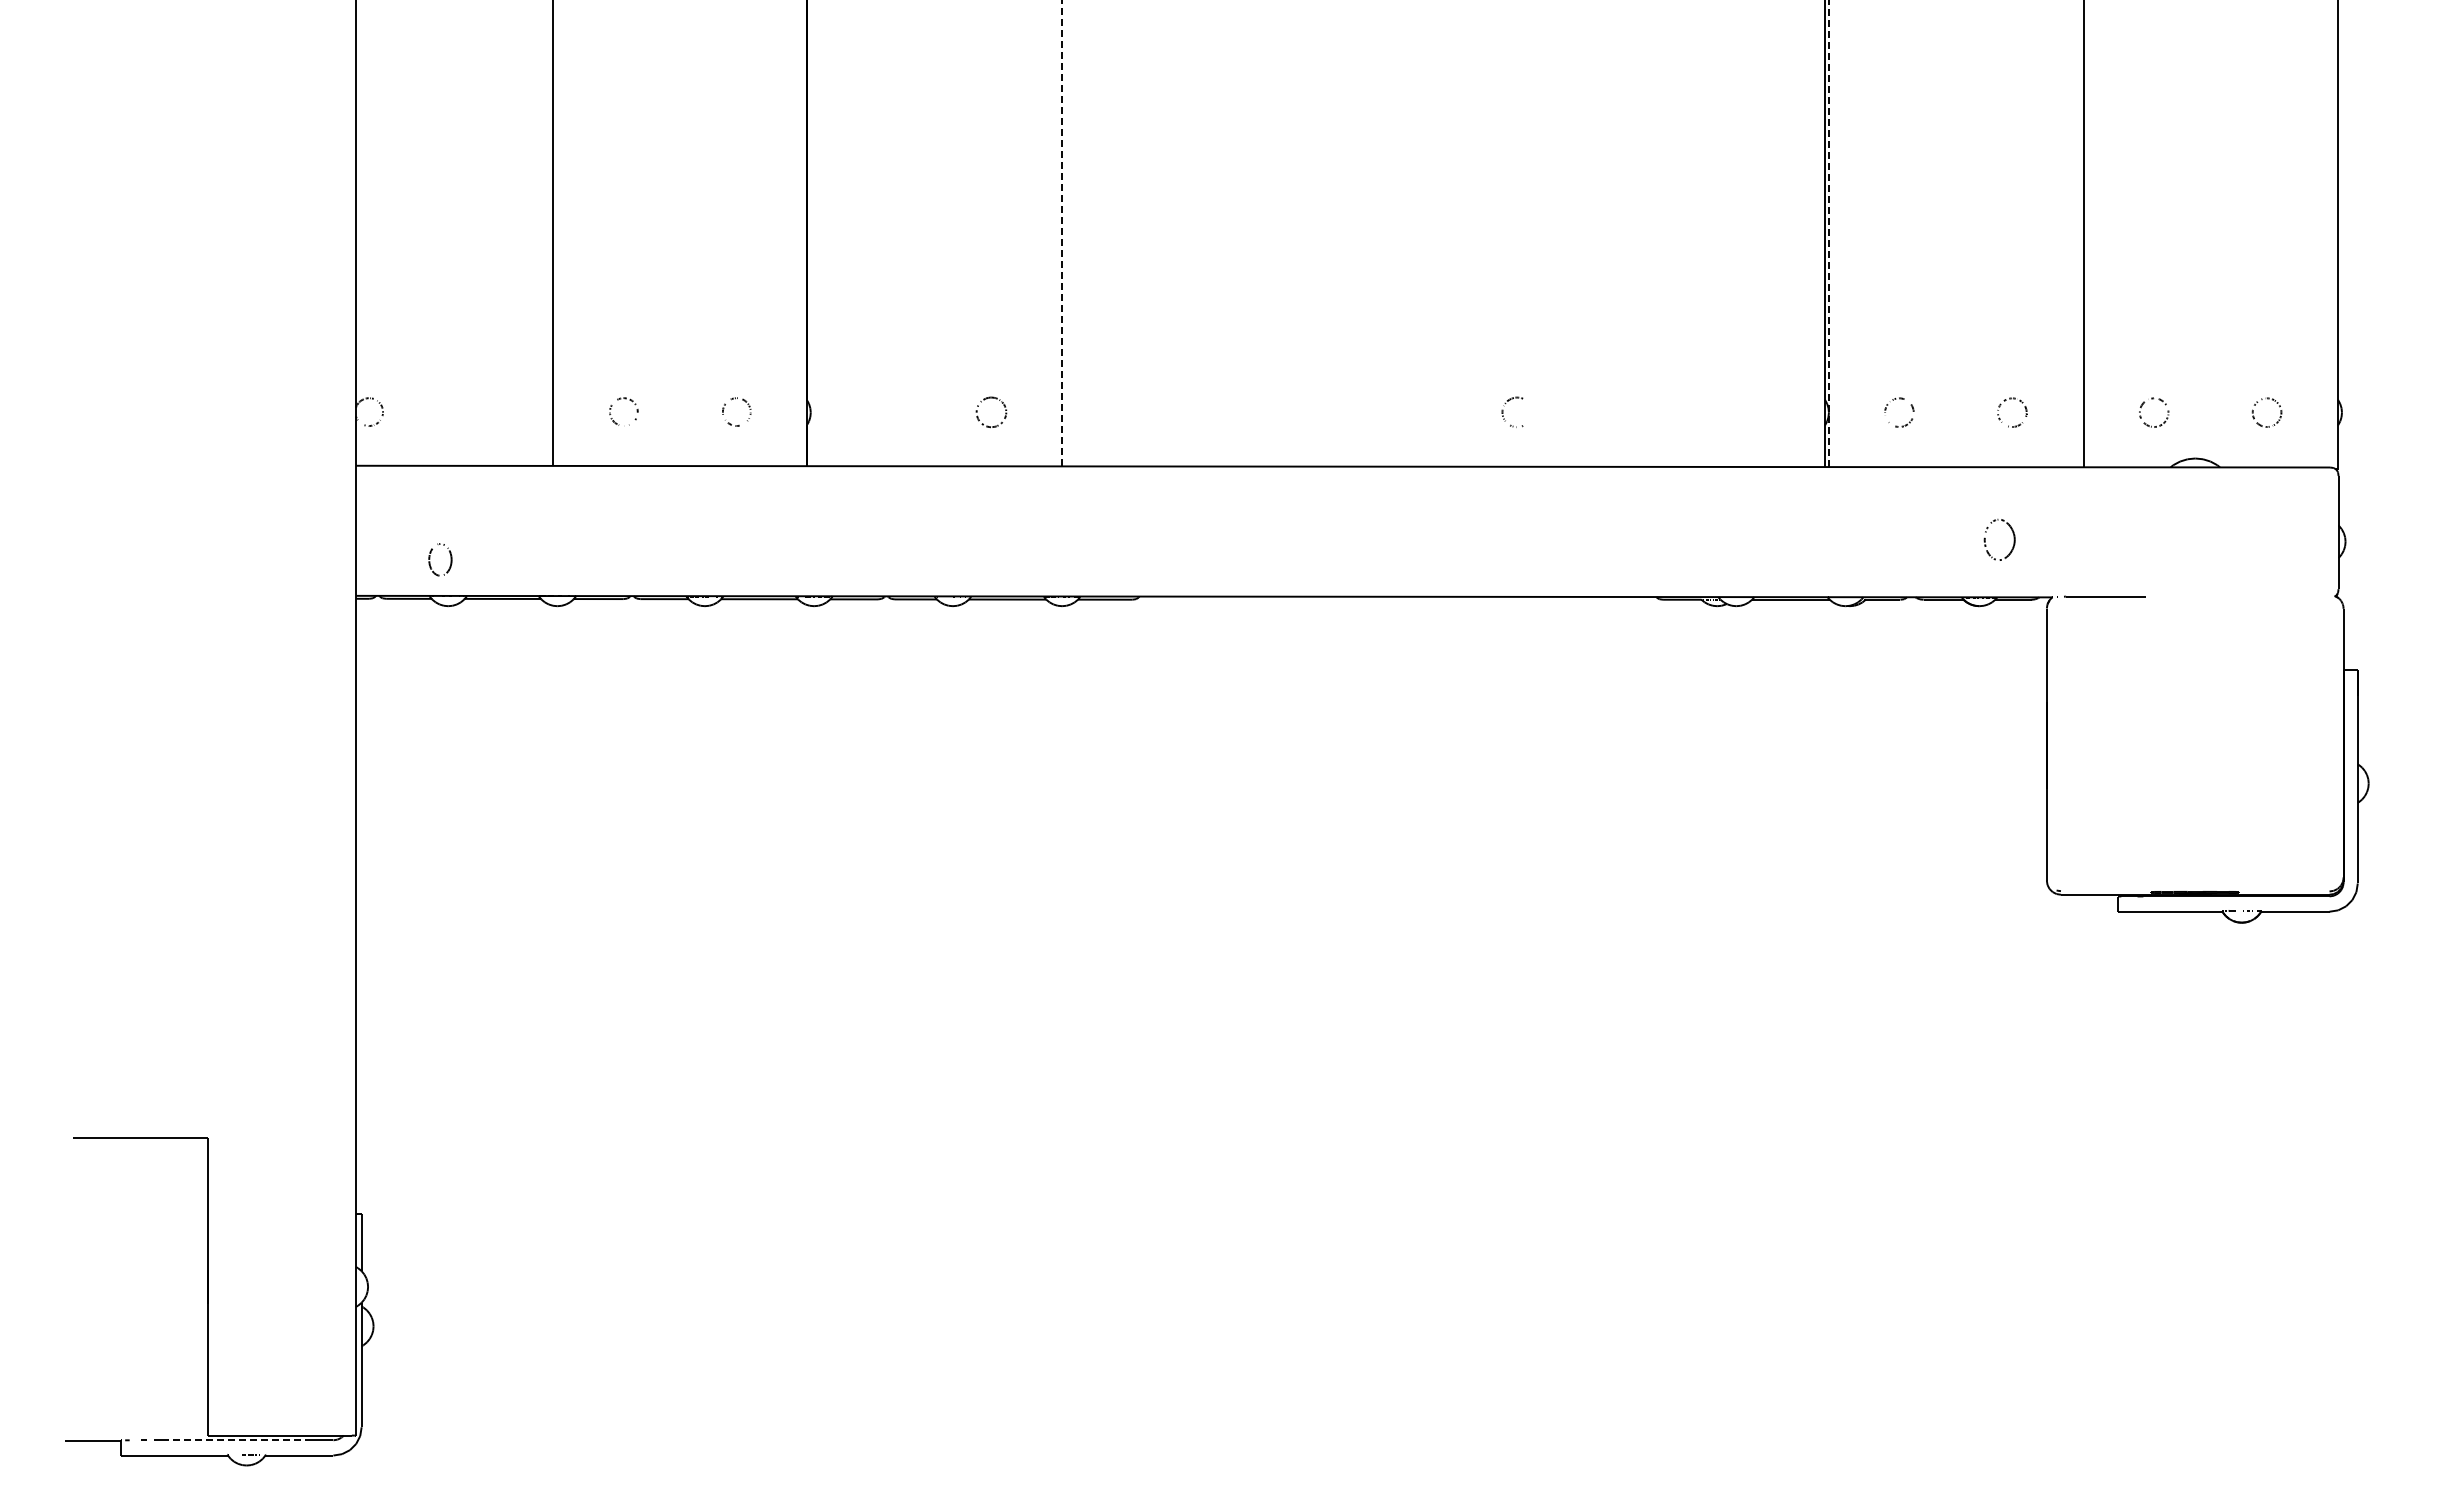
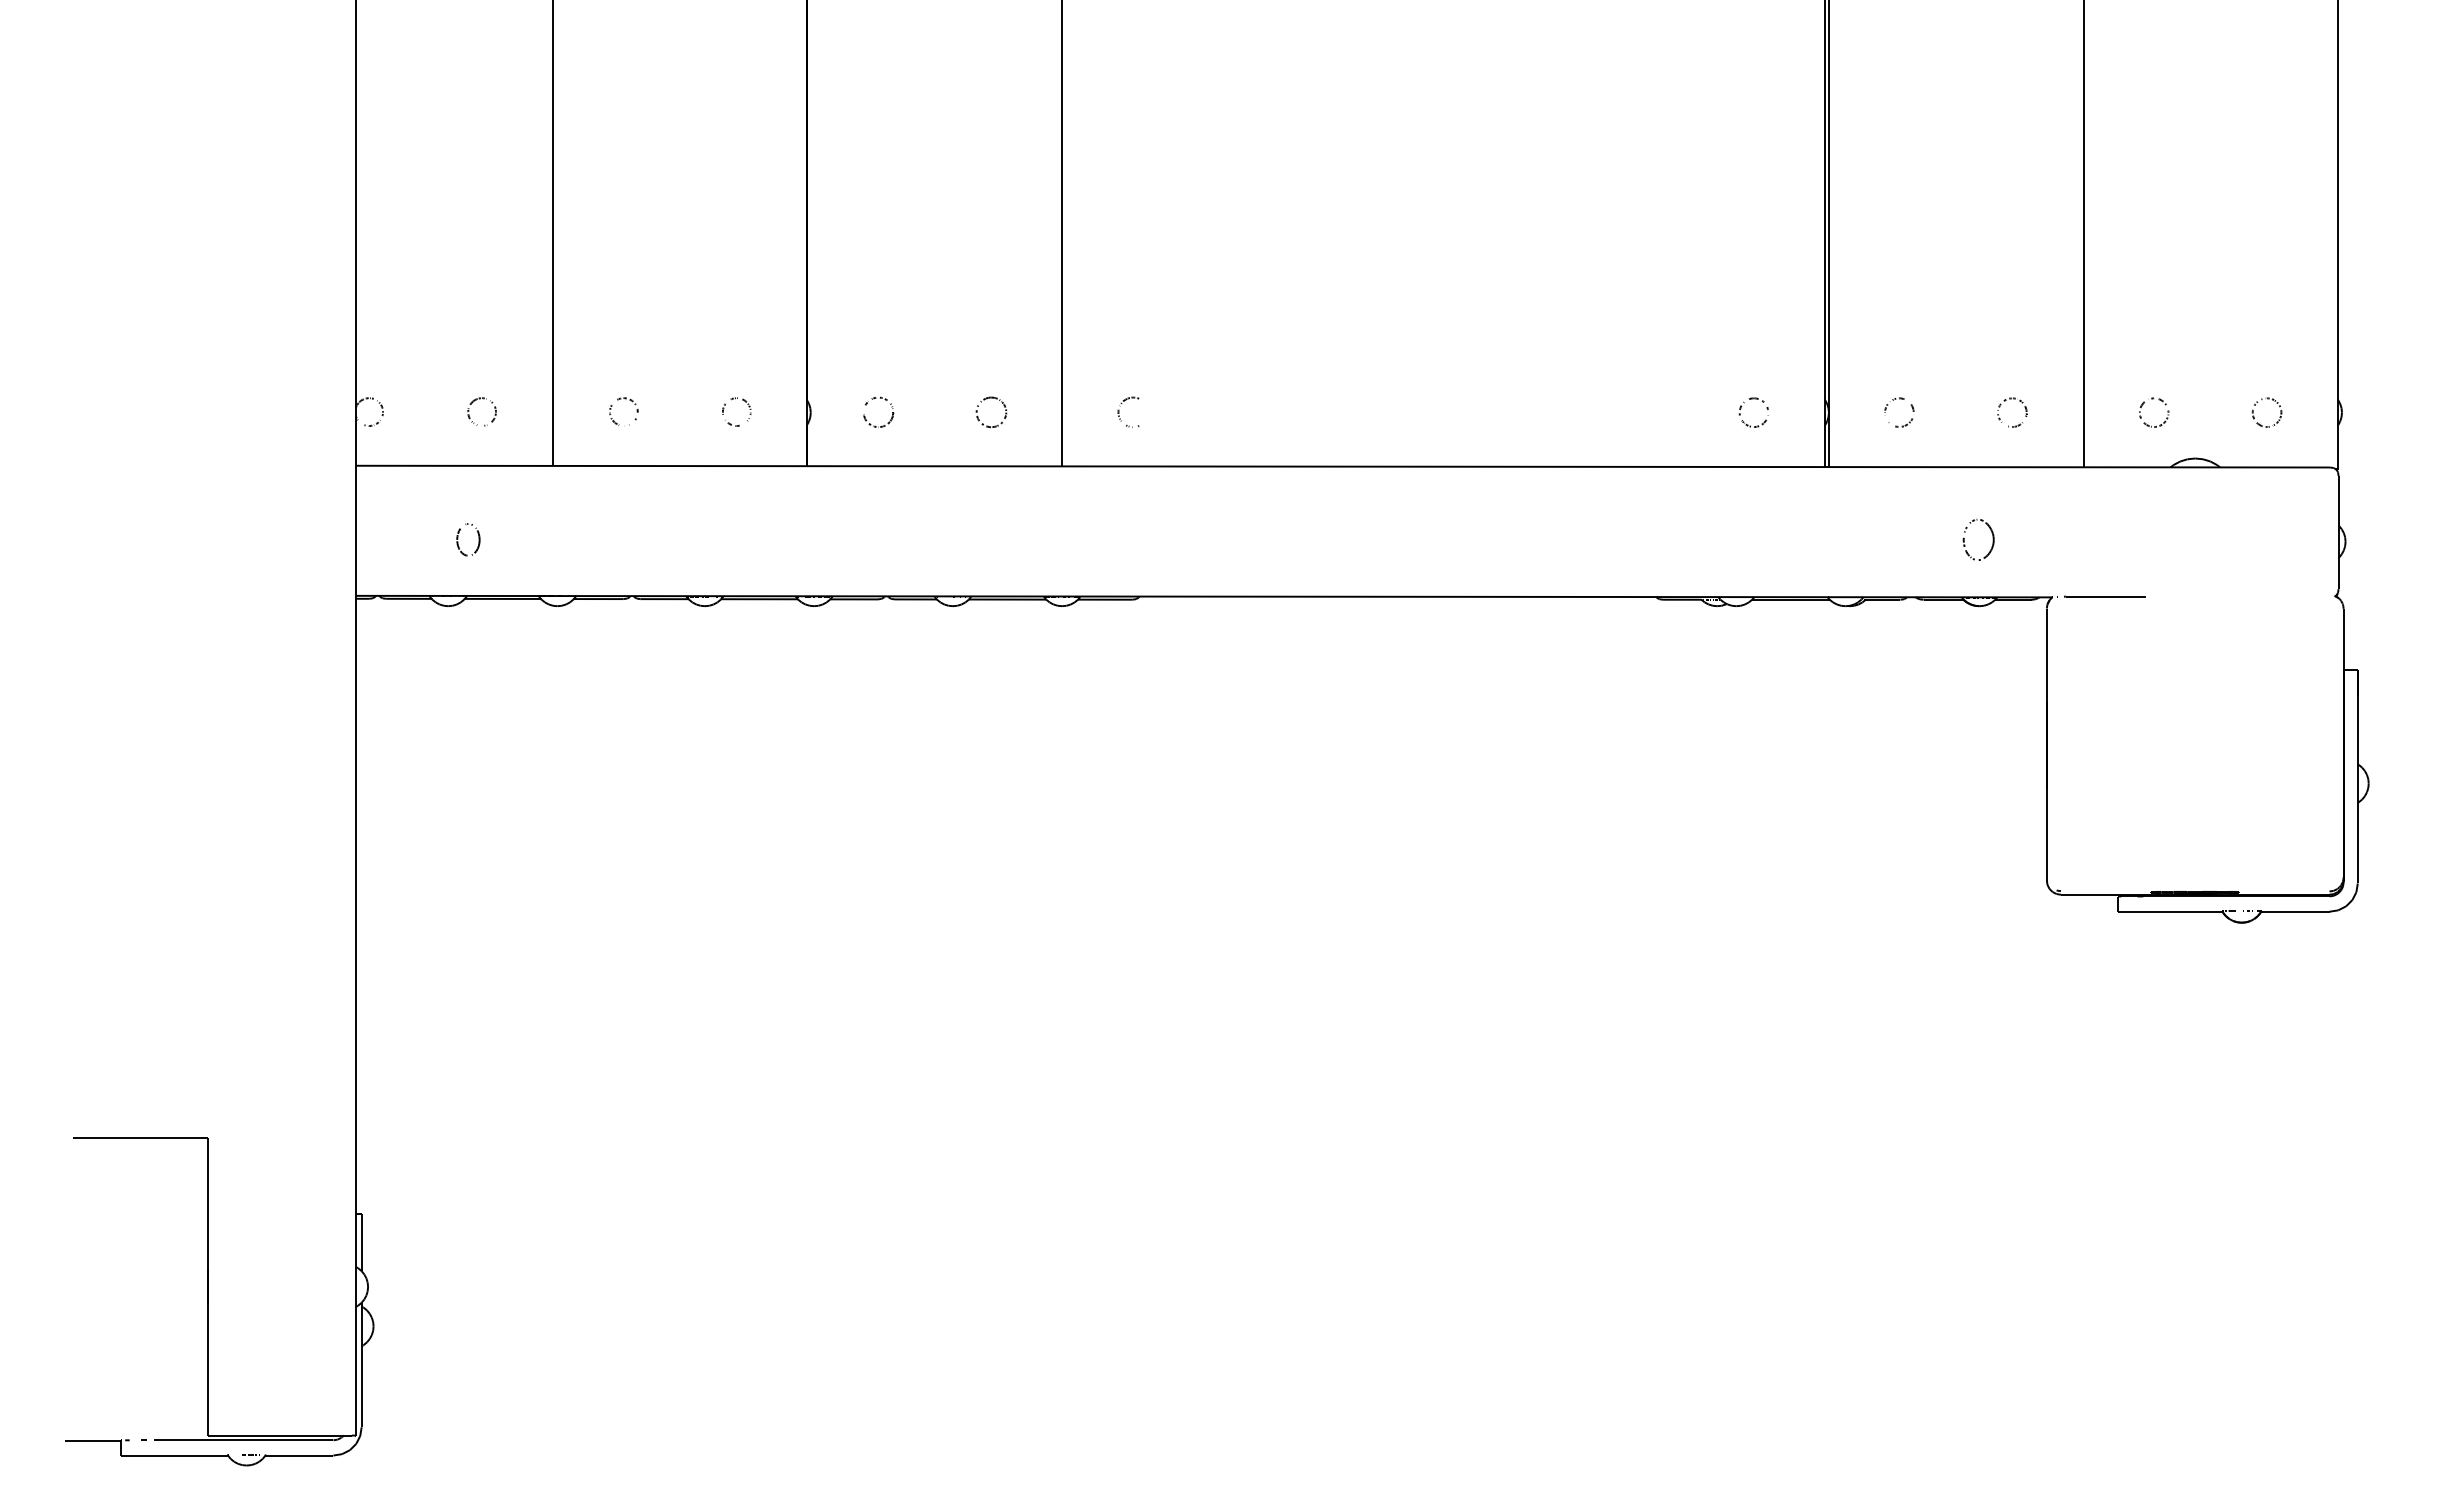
line: dashed -> solid (1061, 233)
line: dashed -> solid (1829, 233)
part: none -> present (874, 399)
part: none -> present (1742, 406)
part: none -> present (469, 411)
part position: (1503, 411) -> (1119, 411) (1119, 411)
part position: (1985, 539) -> (1964, 539) (1964, 539)
part position: (430, 559) -> (458, 539) (458, 539)
line: dashed -> solid (236, 1440)
